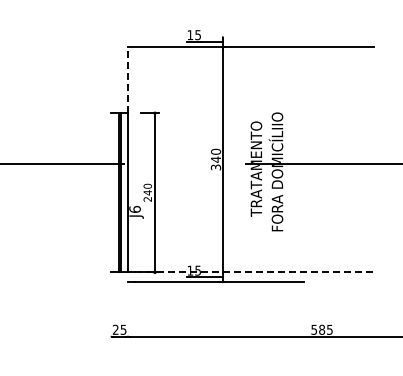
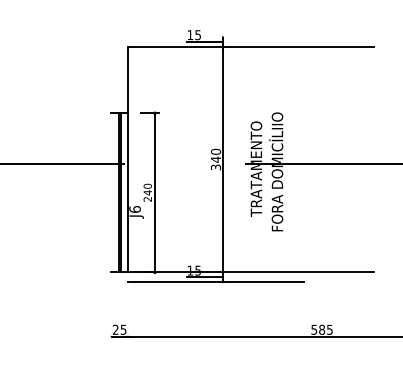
line: dashed -> solid (128, 79)
line: dashed -> solid (254, 272)
